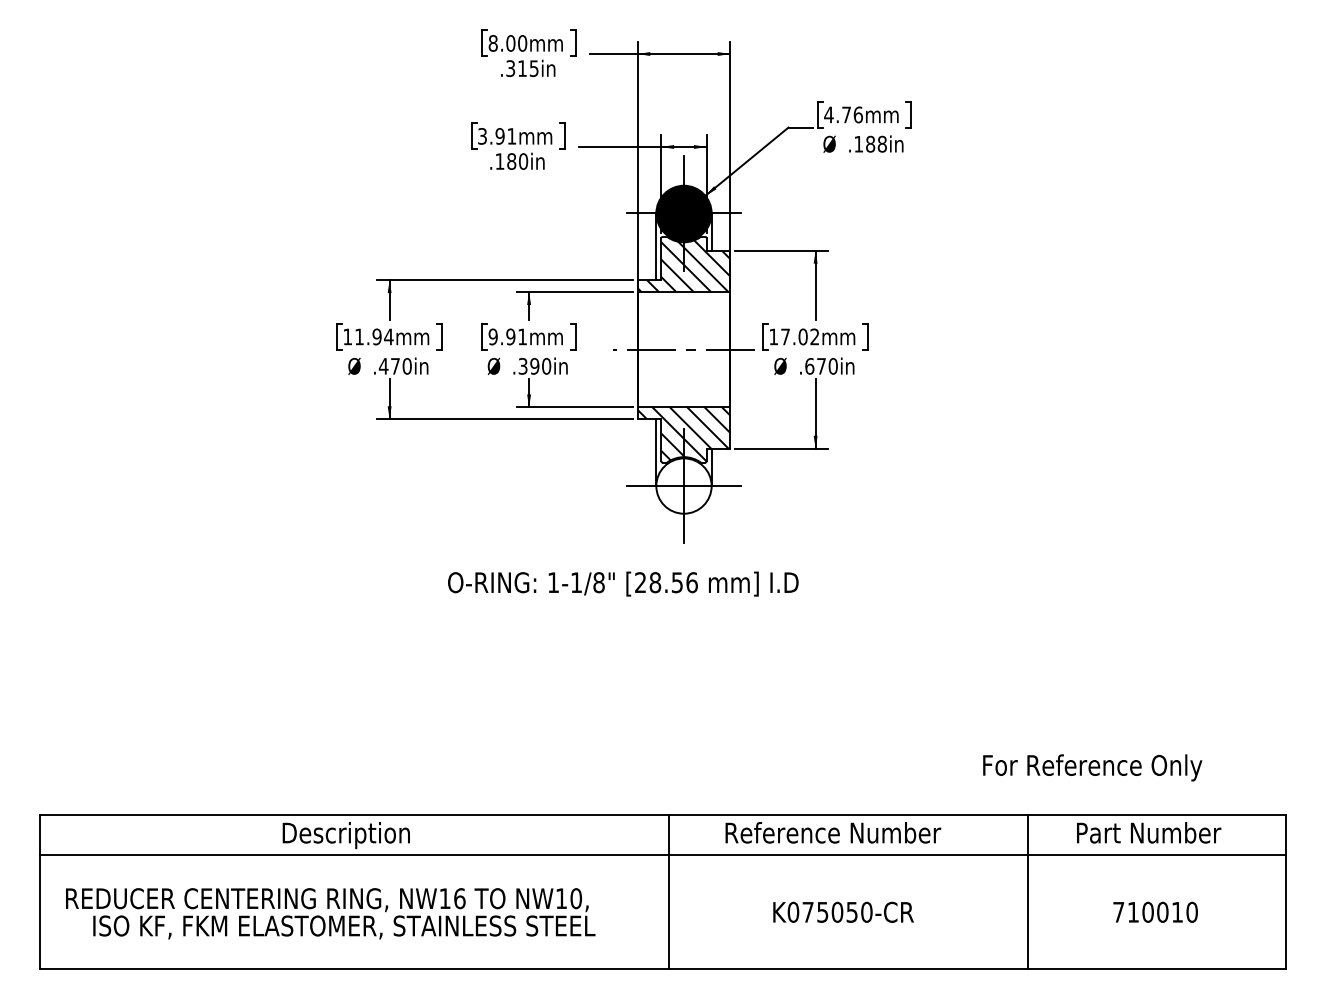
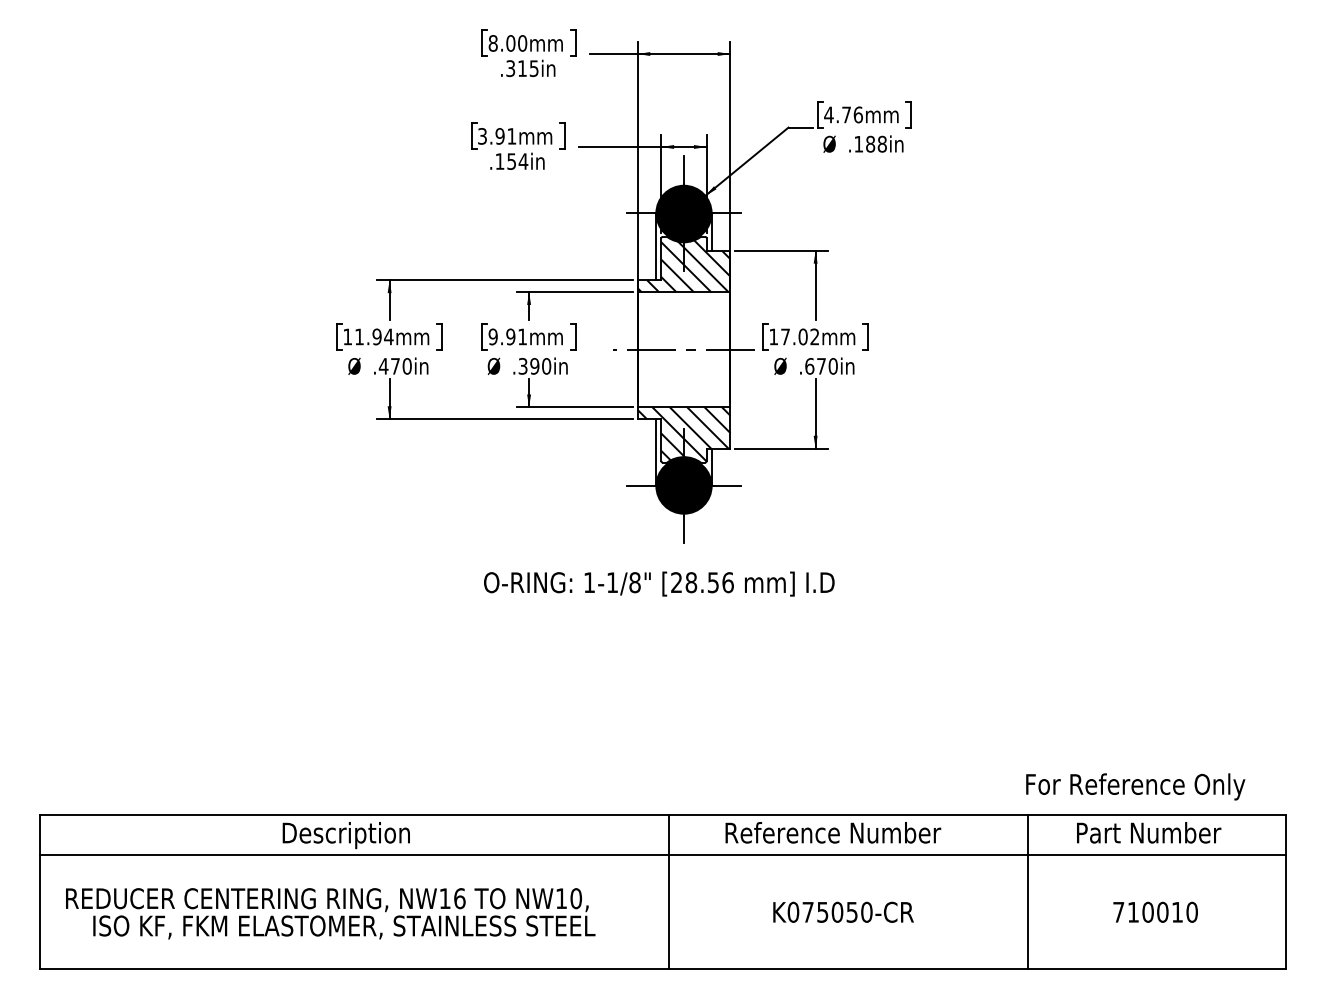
text: .180in -> .154in (517, 161)
fill: none -> present (683, 485)
text position: (623, 583) -> (659, 583) (659, 583)
text position: (1092, 767) -> (1135, 786) (1135, 786)
